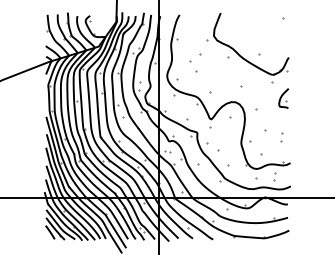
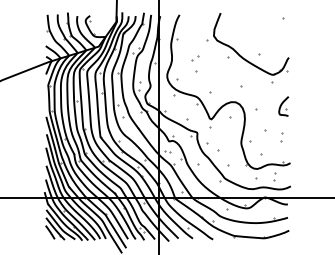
part size: 13x10 px -> 9x7 px (195, 58)
part position: (283, 98) -> (283, 106) (283, 106)
